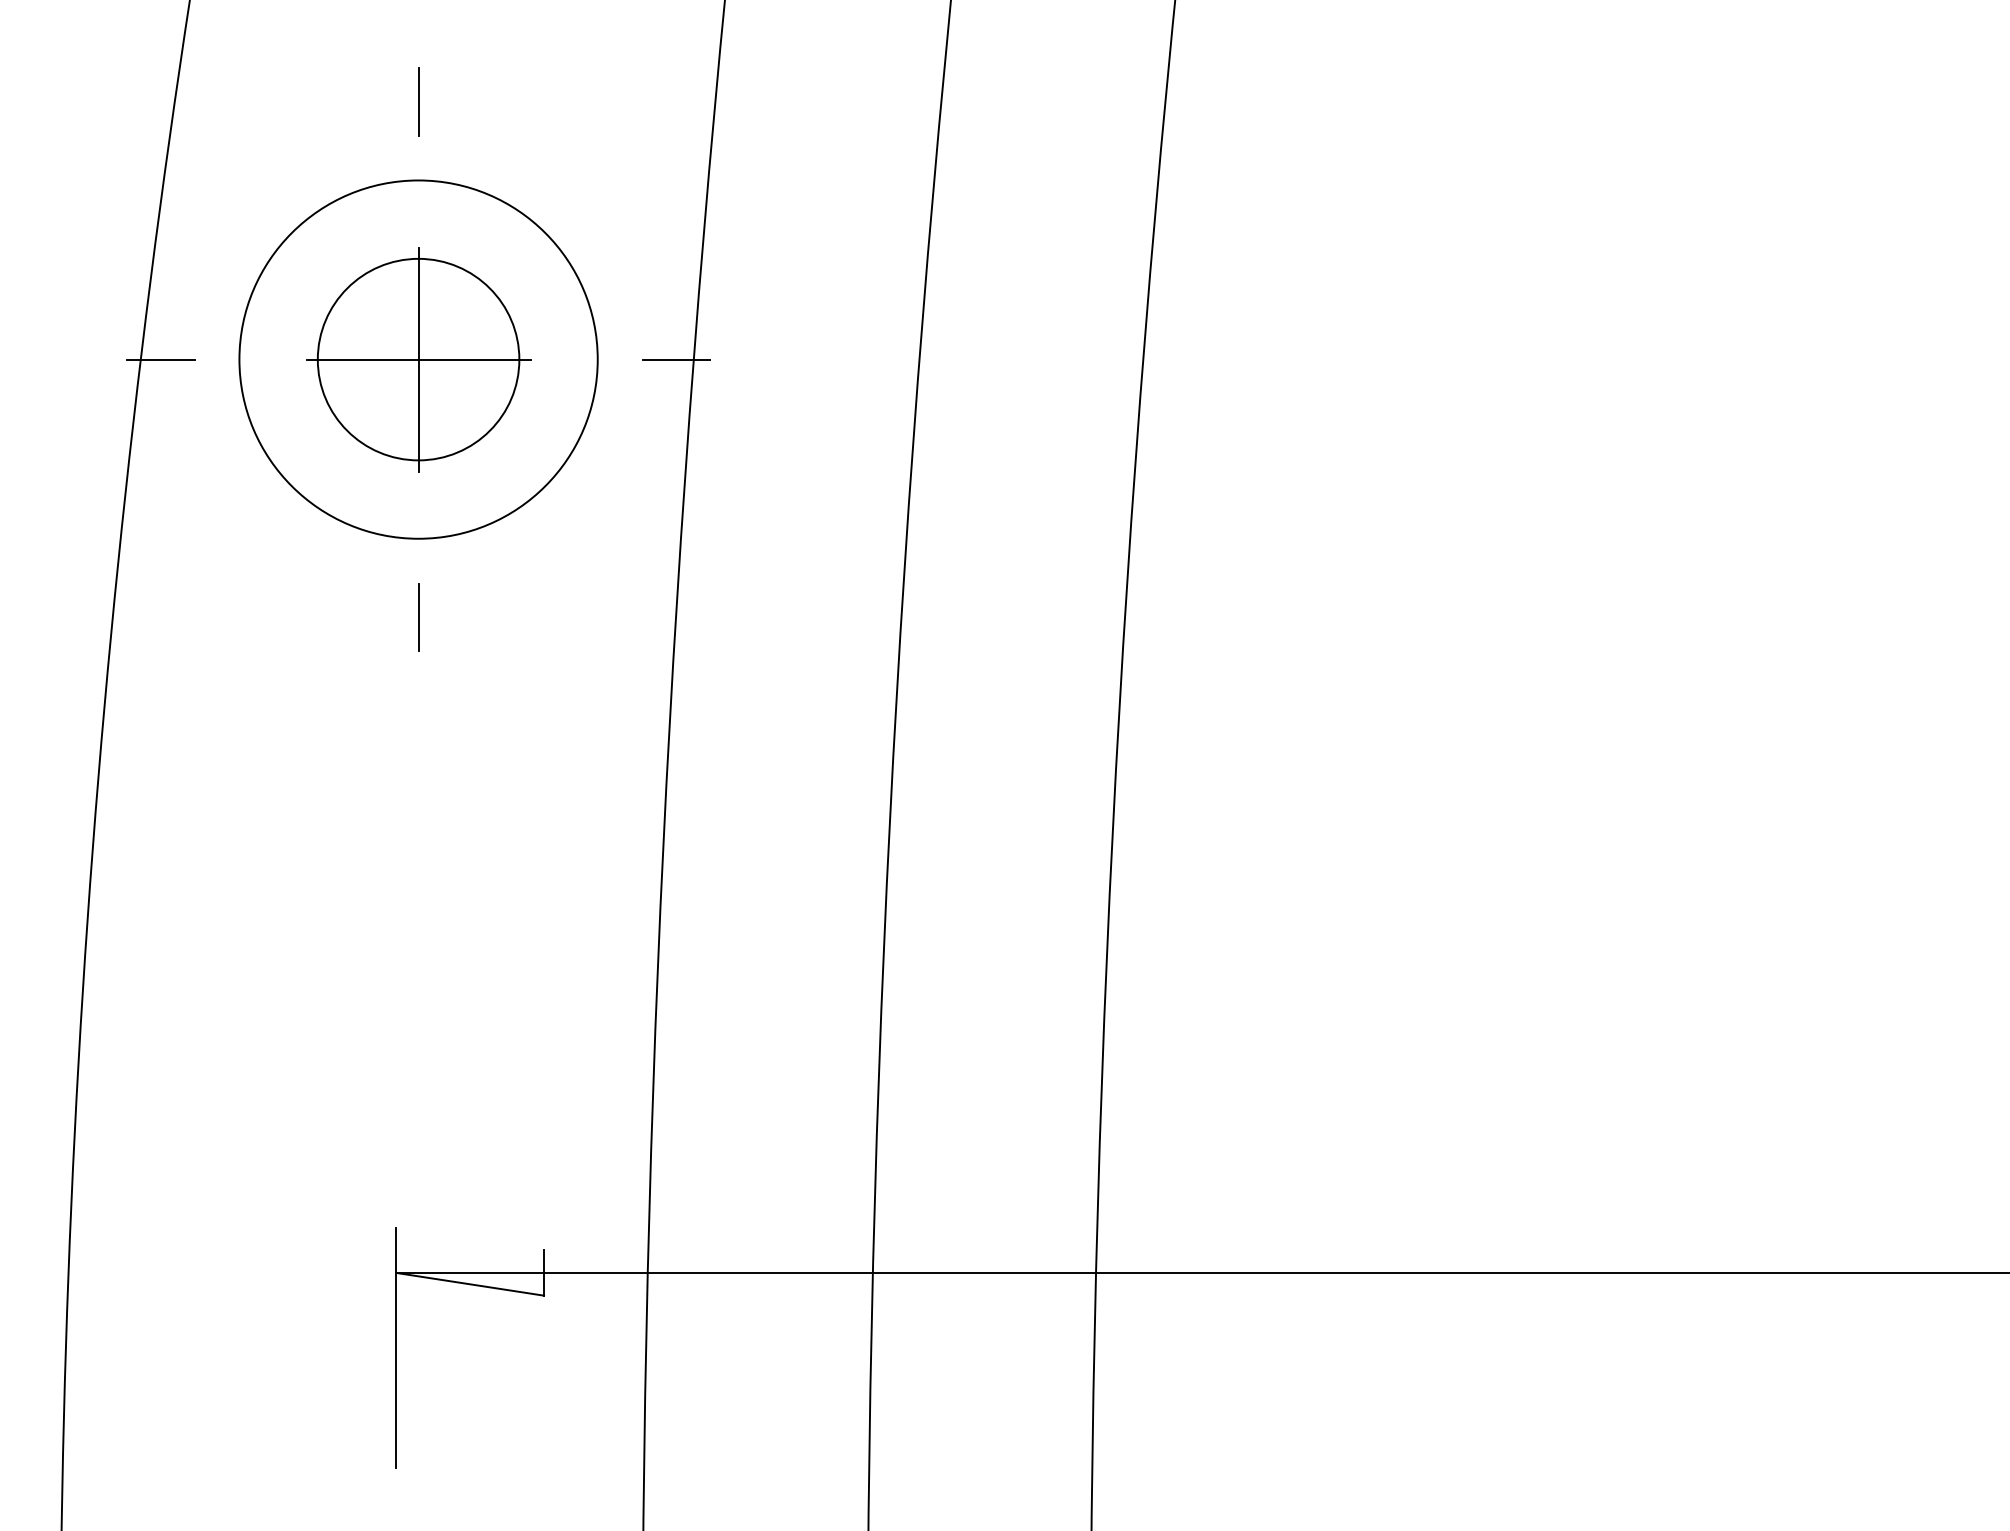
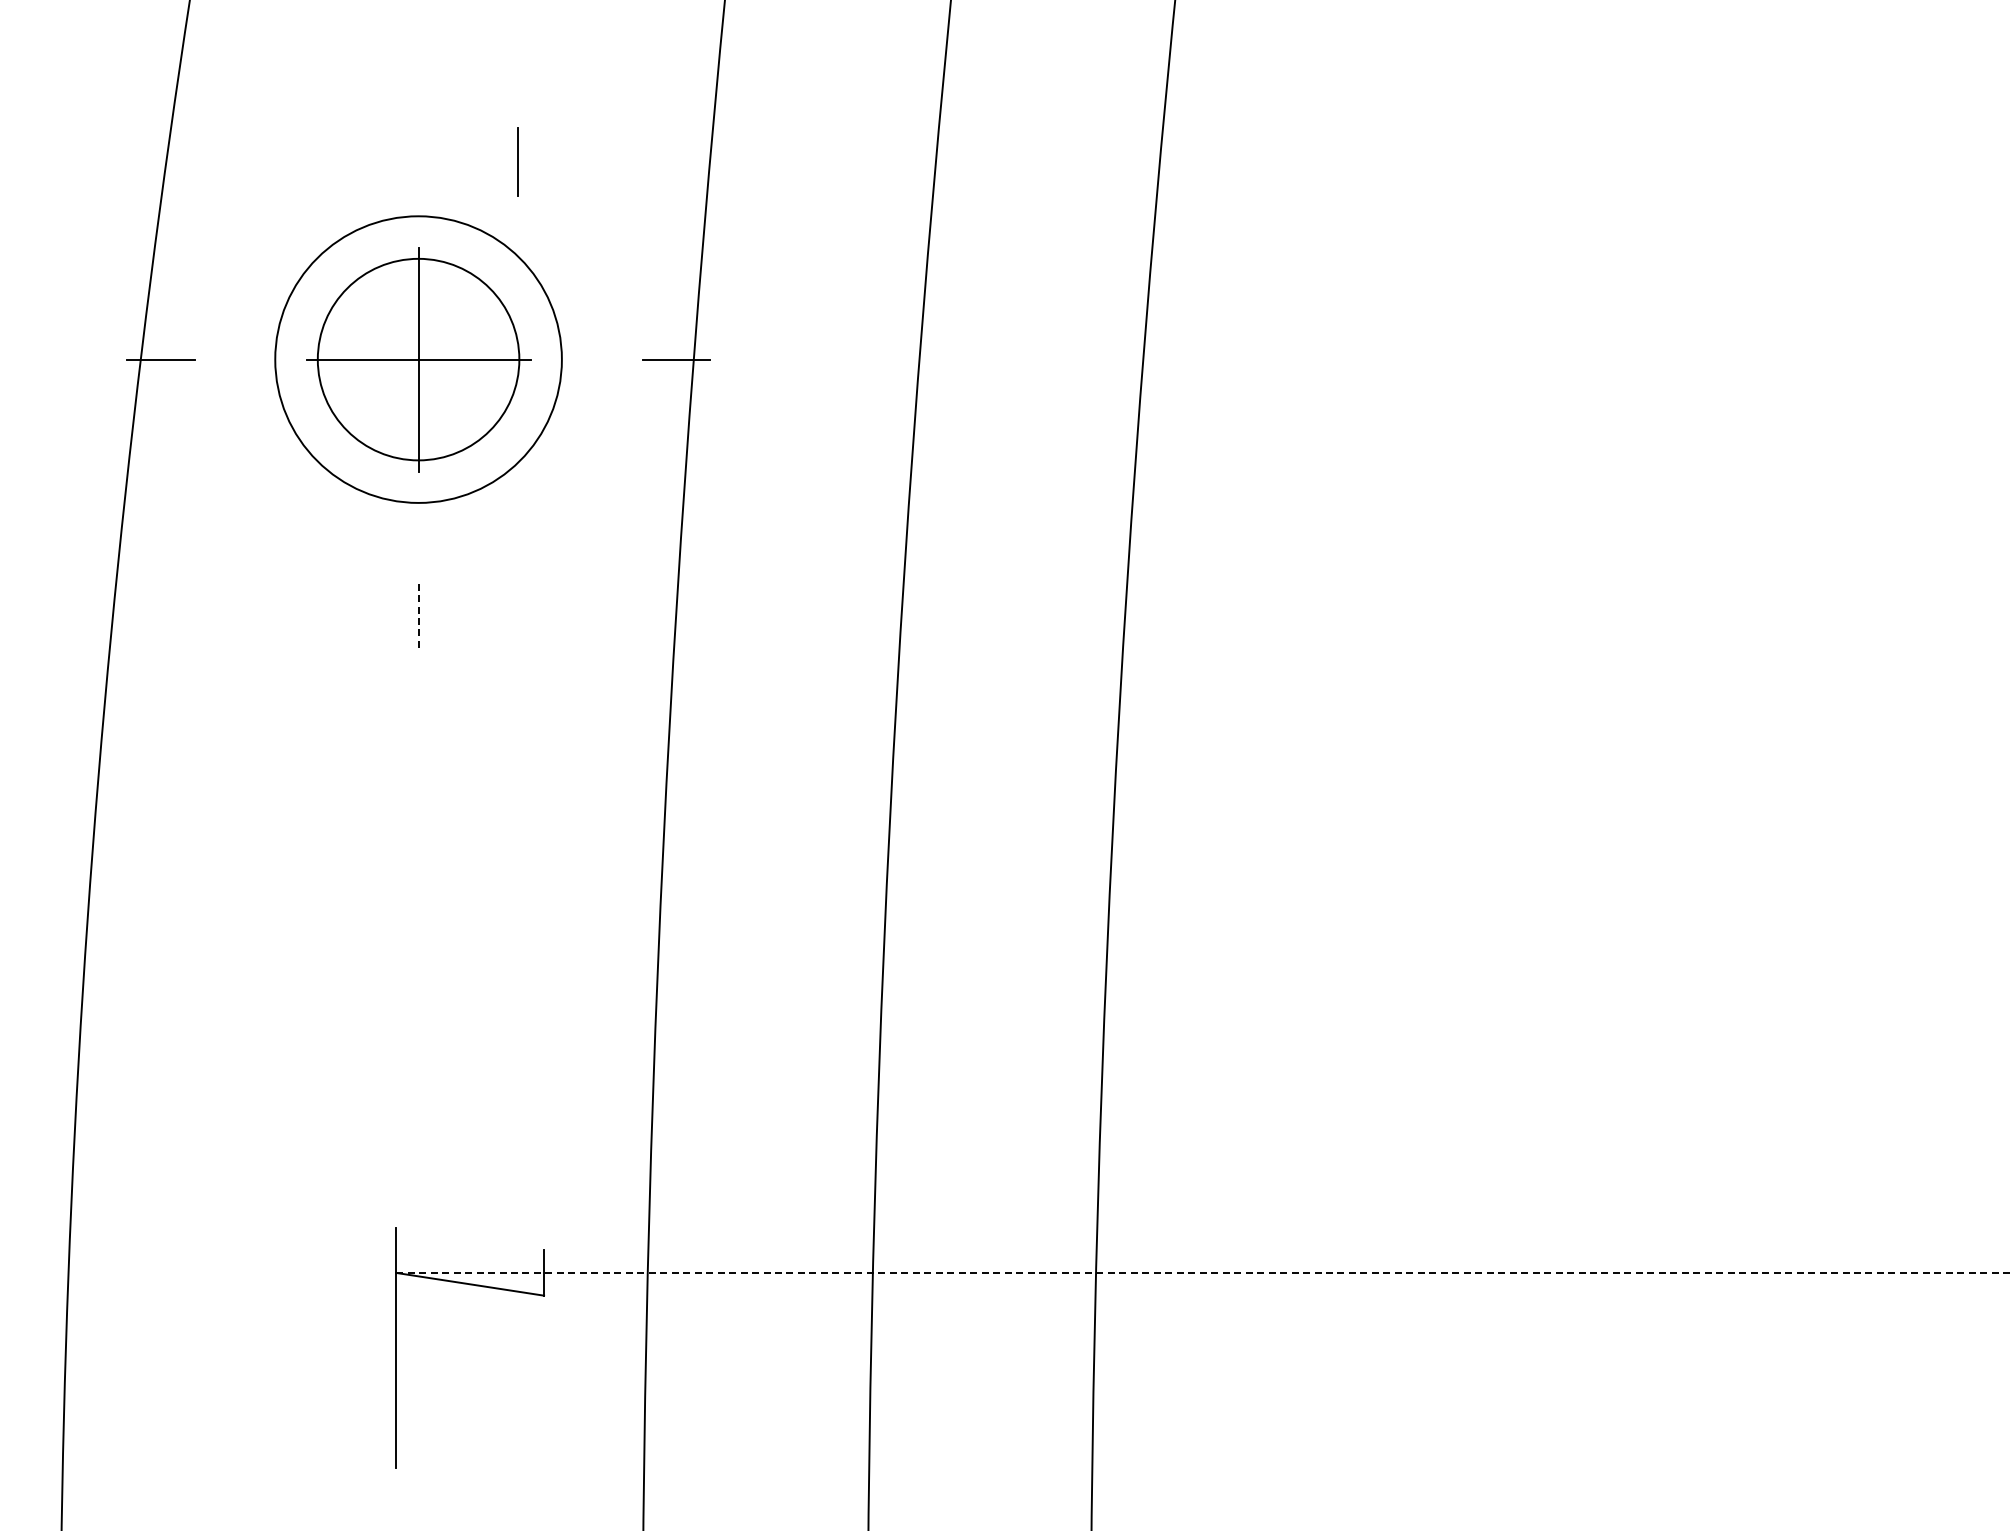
line position: (418, 101) -> (517, 161) (517, 161)
circle diameter: 358 px -> 287 px (418, 359)
line: solid -> dashed (418, 617)
line: solid -> dashed (1202, 1272)
